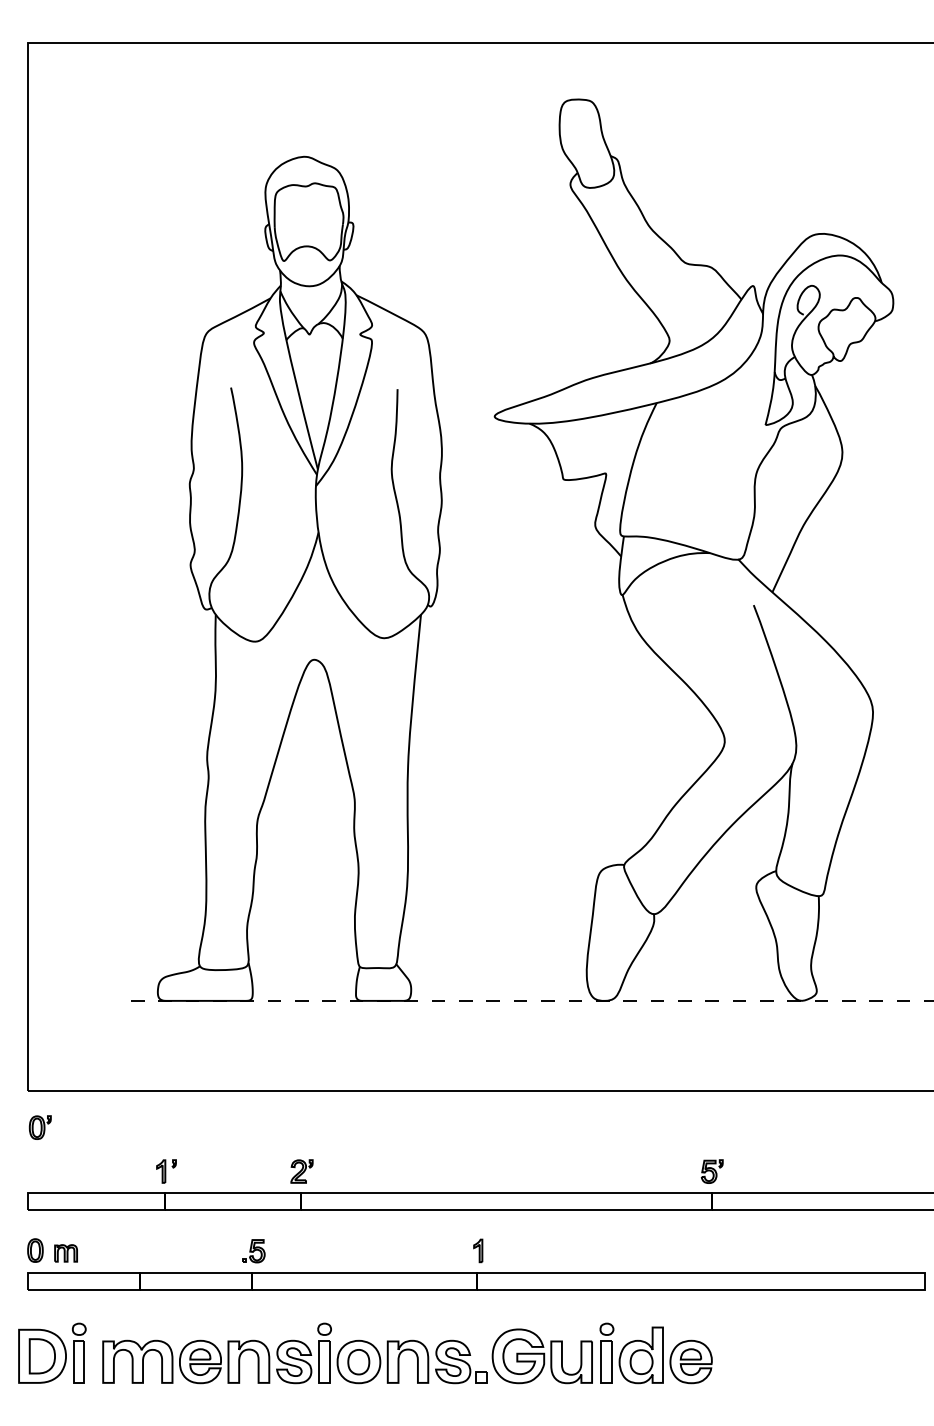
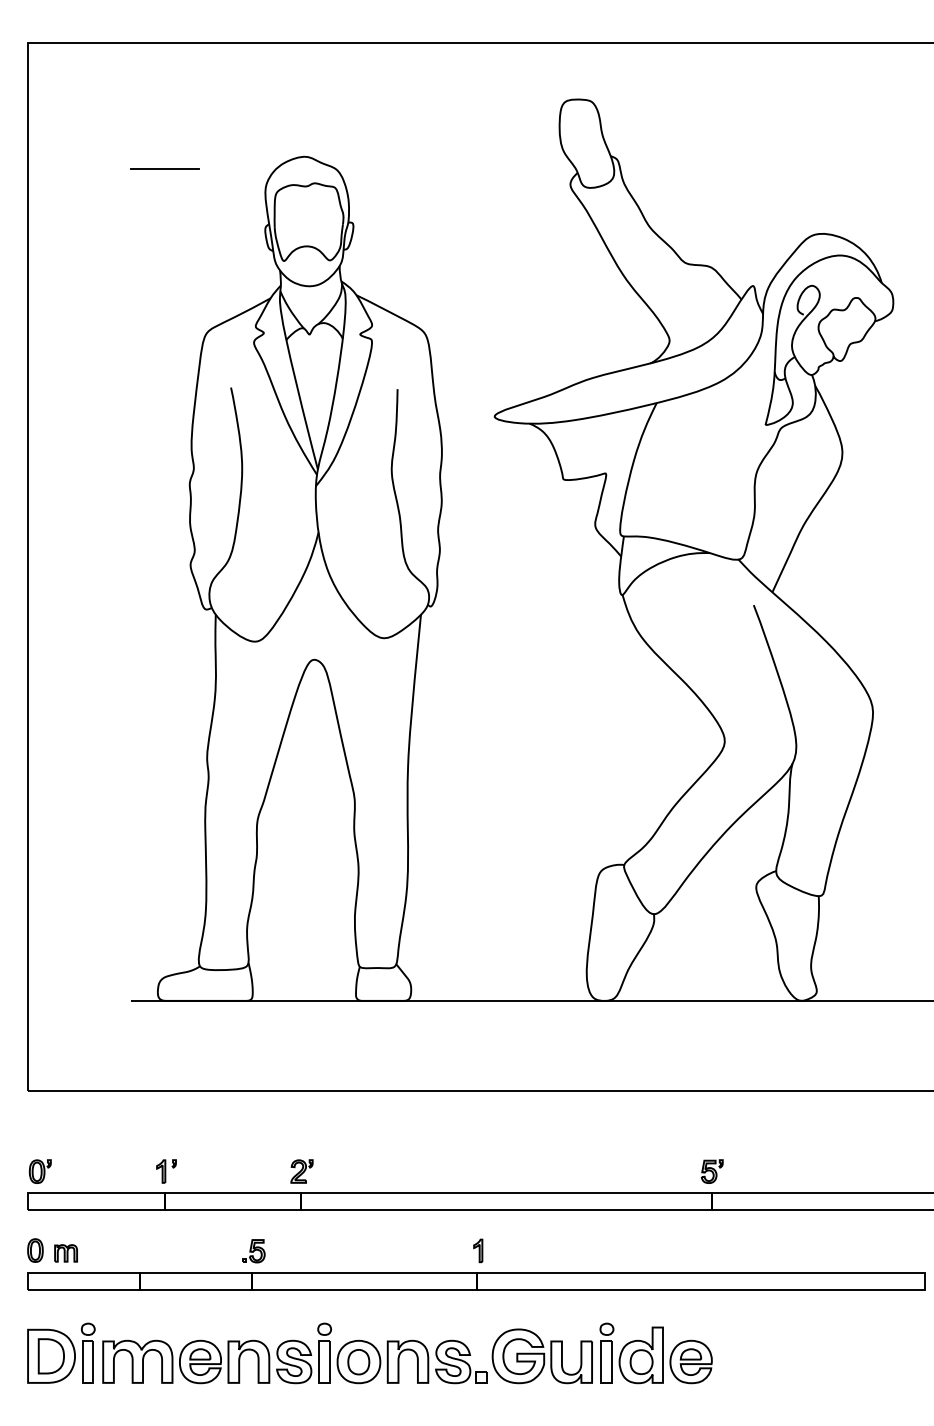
line: none -> present (165, 169)
line: dashed -> solid (533, 1000)
part position: (39, 1127) -> (39, 1171) (39, 1171)
part position: (52, 1352) -> (61, 1352) (61, 1352)
